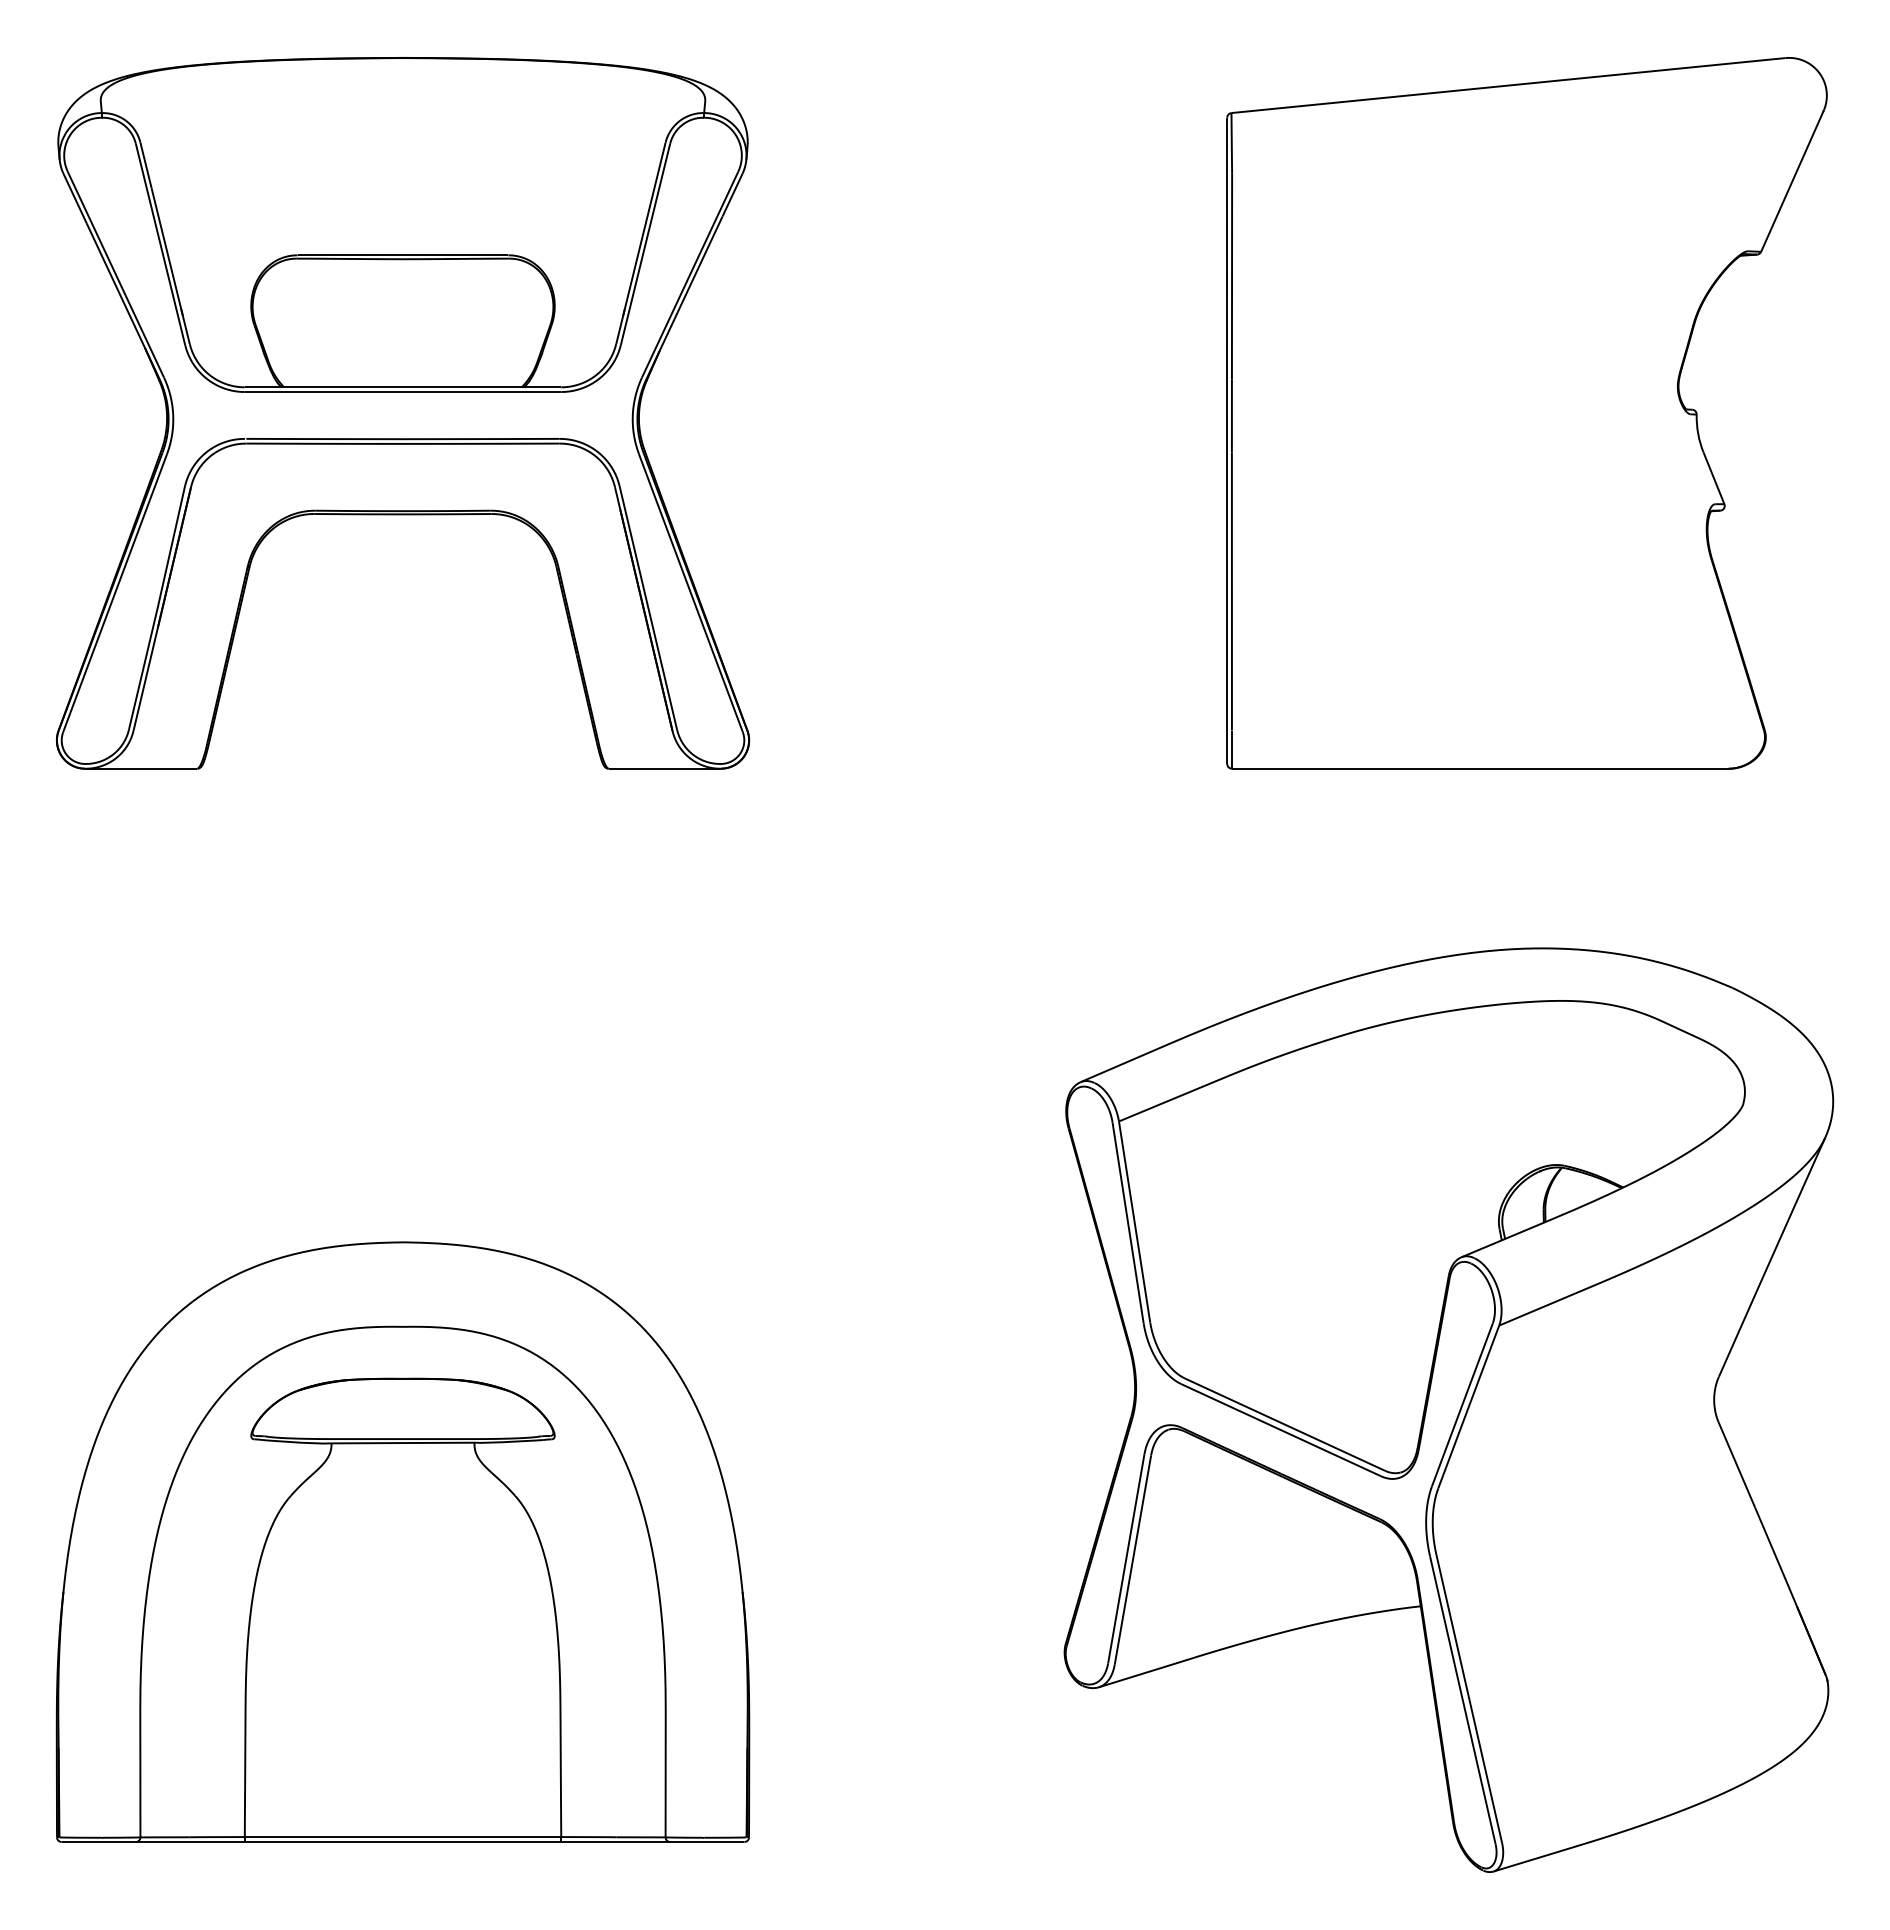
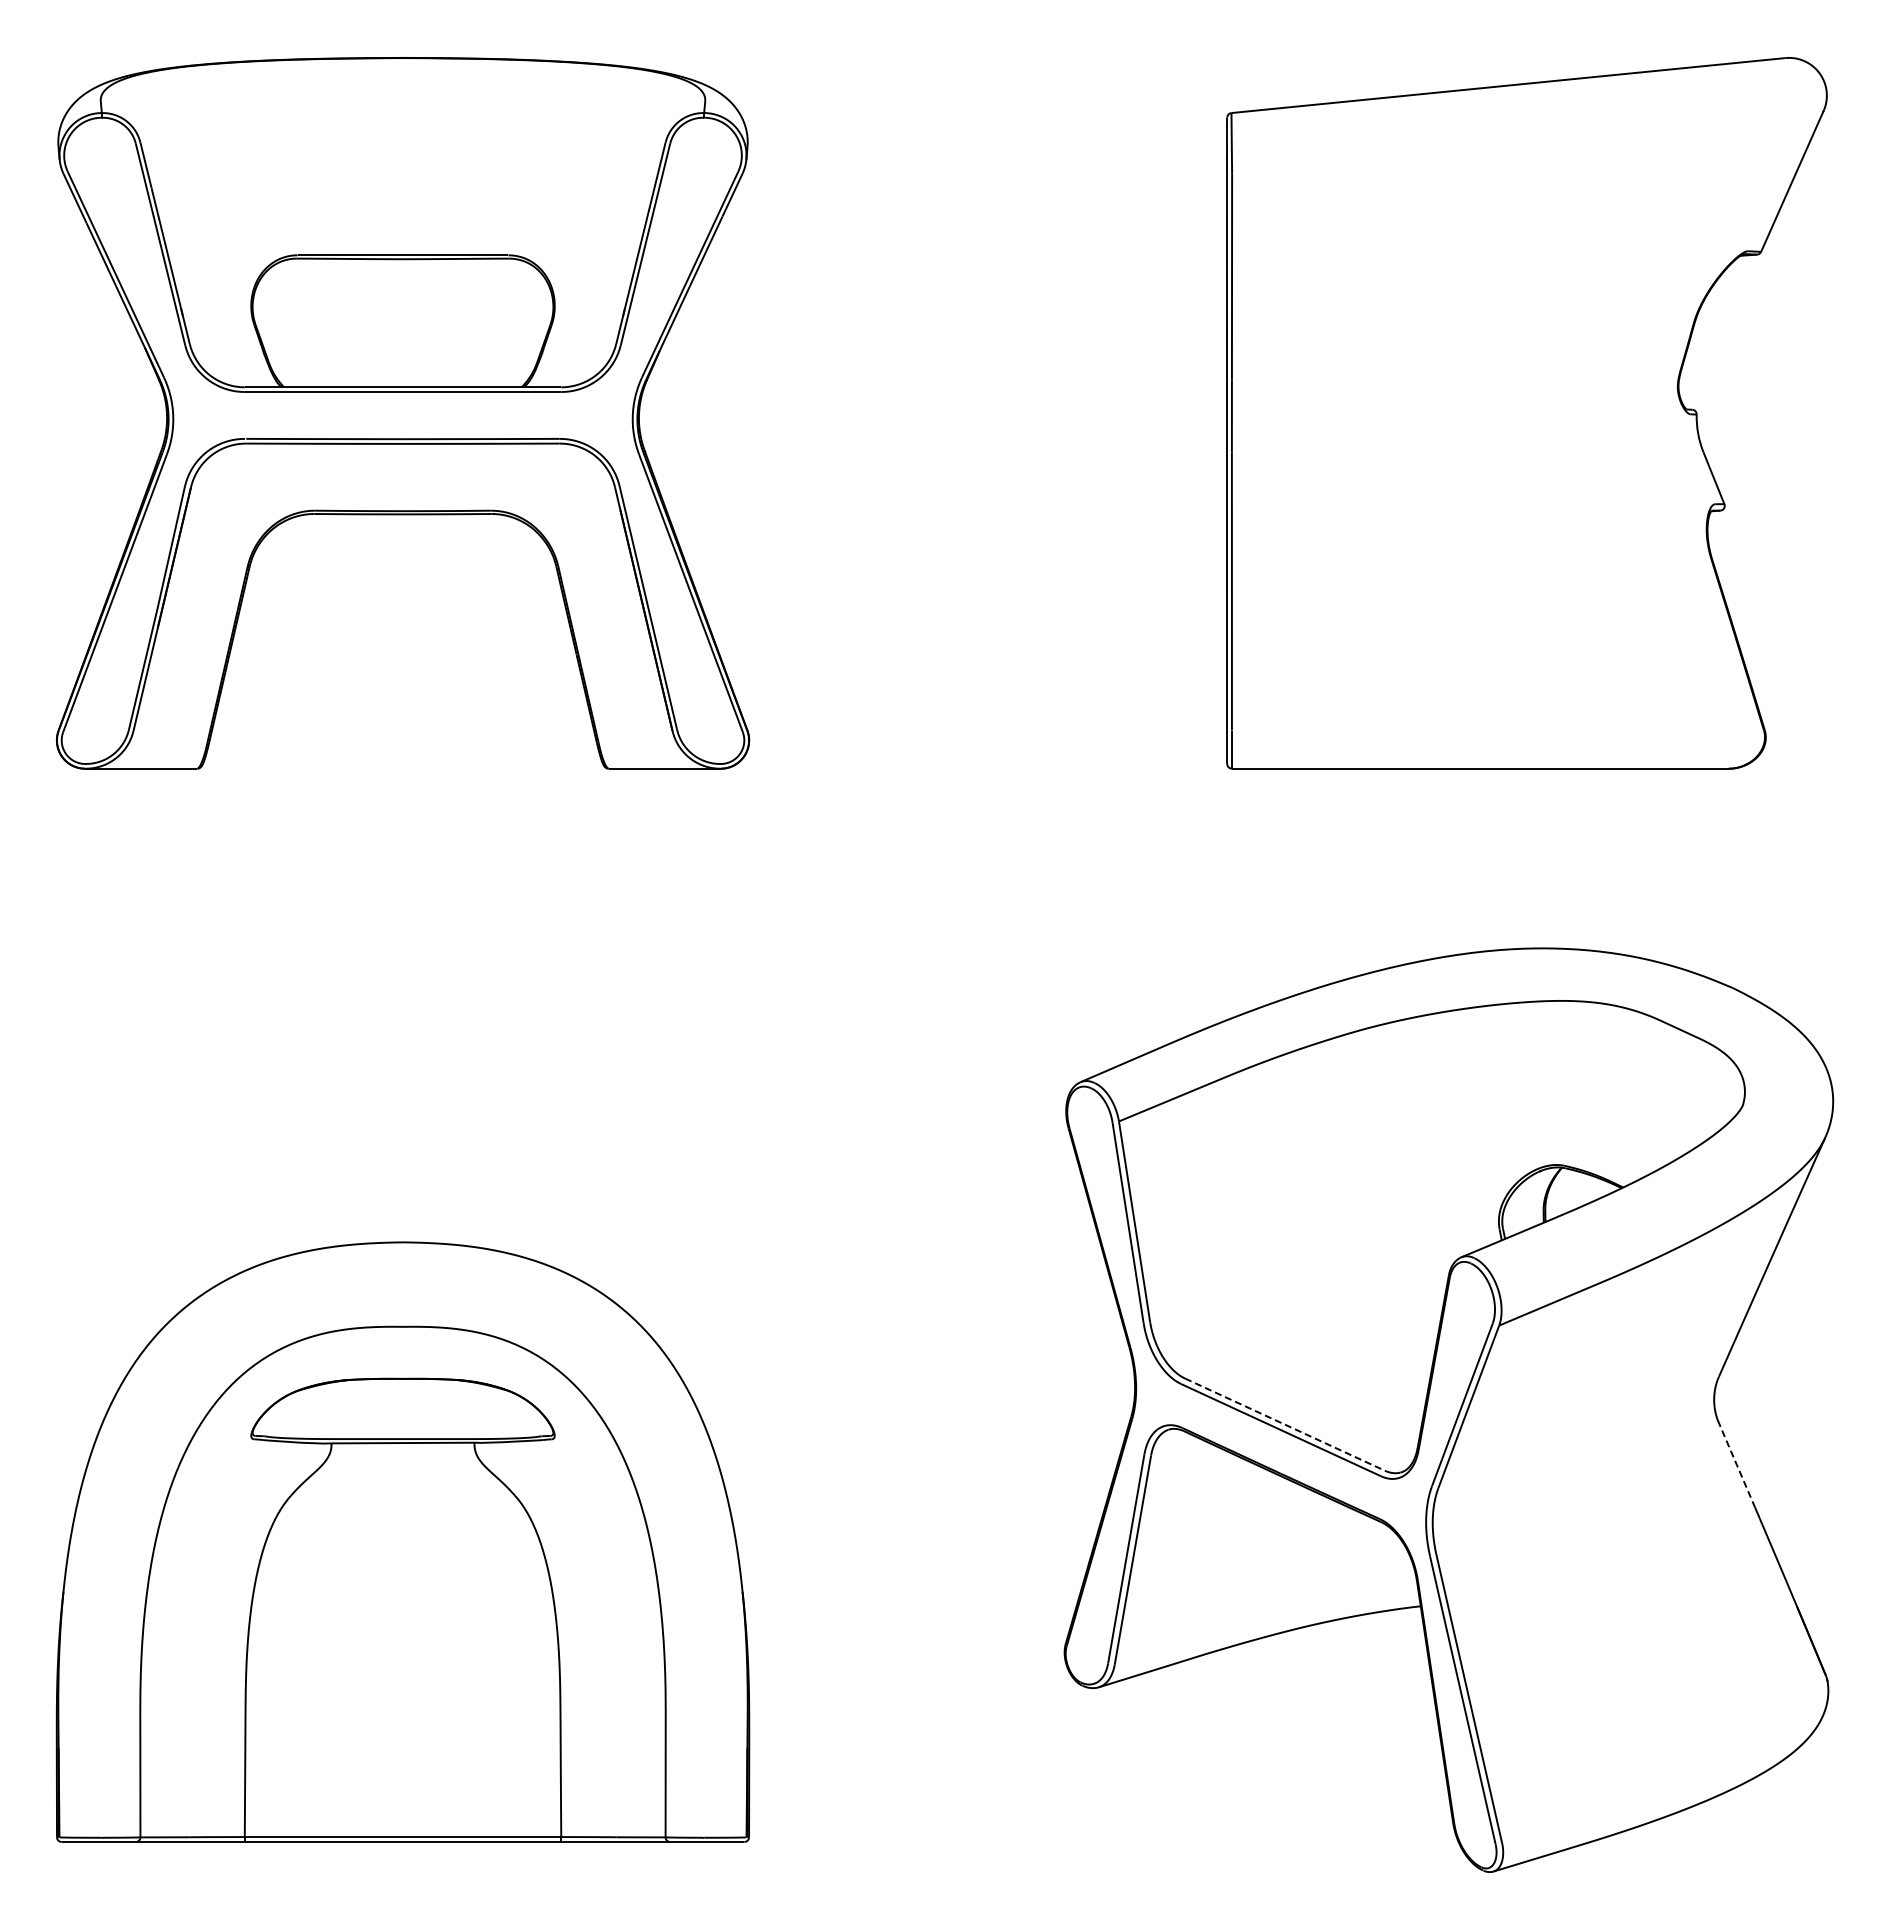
line: solid -> dashed (1284, 1424)
line: solid -> dashed (1736, 1465)
